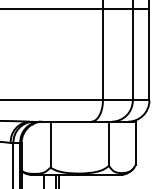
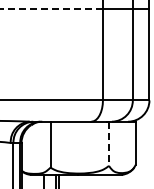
line: solid -> dashed (51, 9)
line: solid -> dashed (108, 144)
